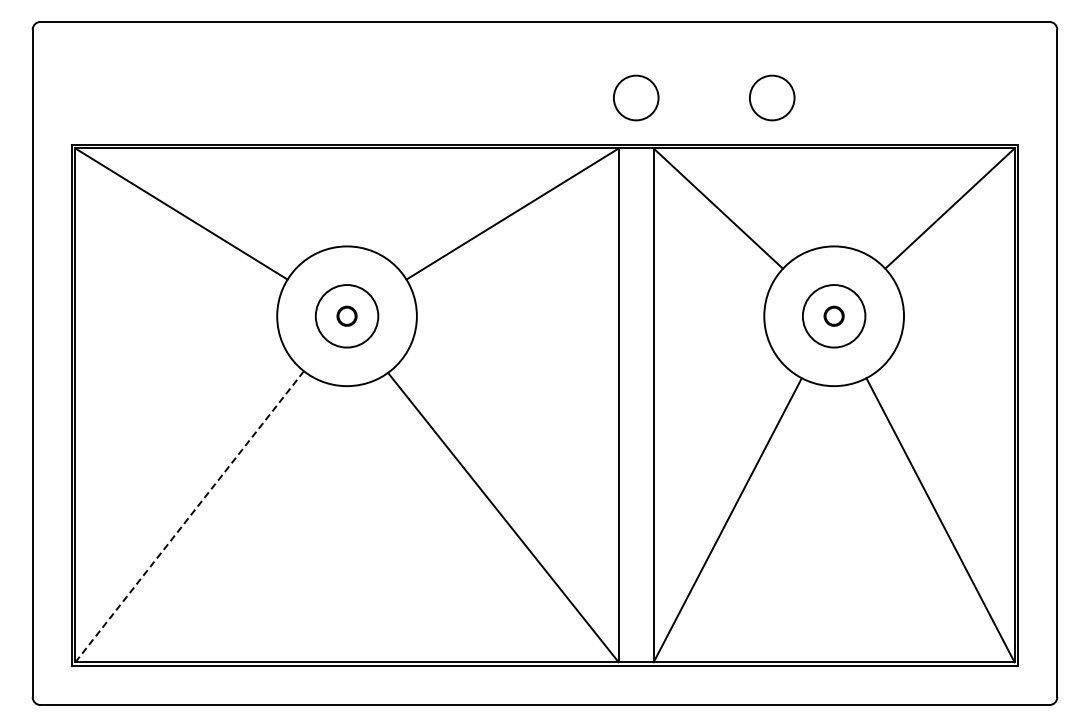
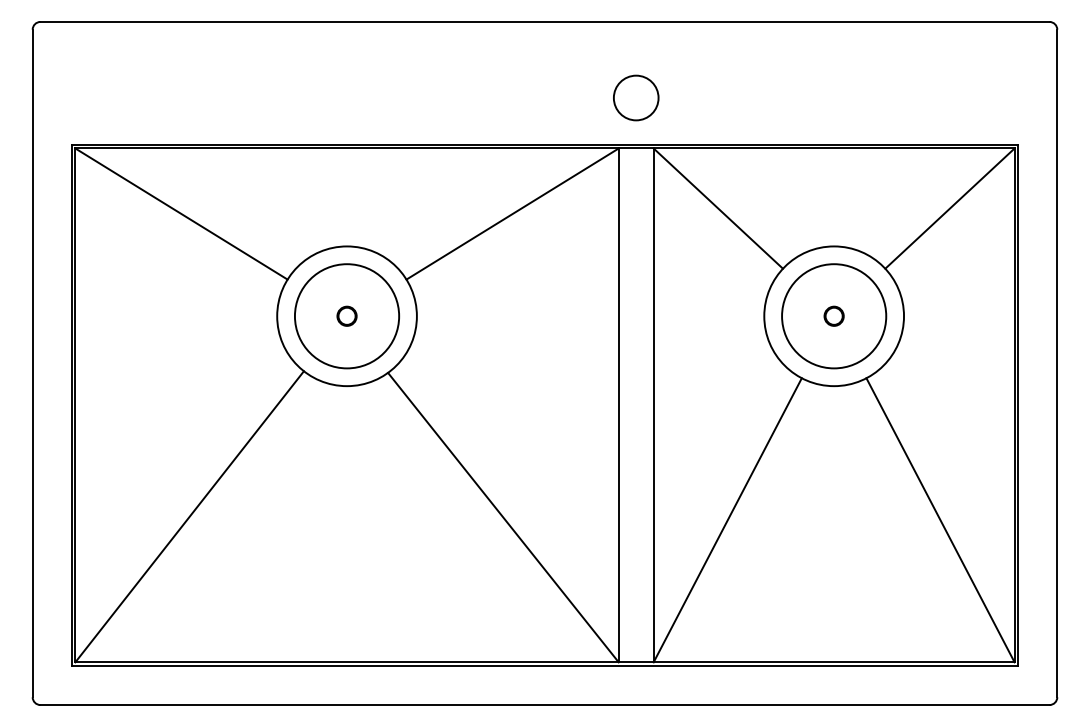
circle: present -> none (772, 97)
circle diameter: 63 px -> 104 px (346, 316)
circle diameter: 63 px -> 104 px (834, 316)
line: dashed -> solid (189, 517)
